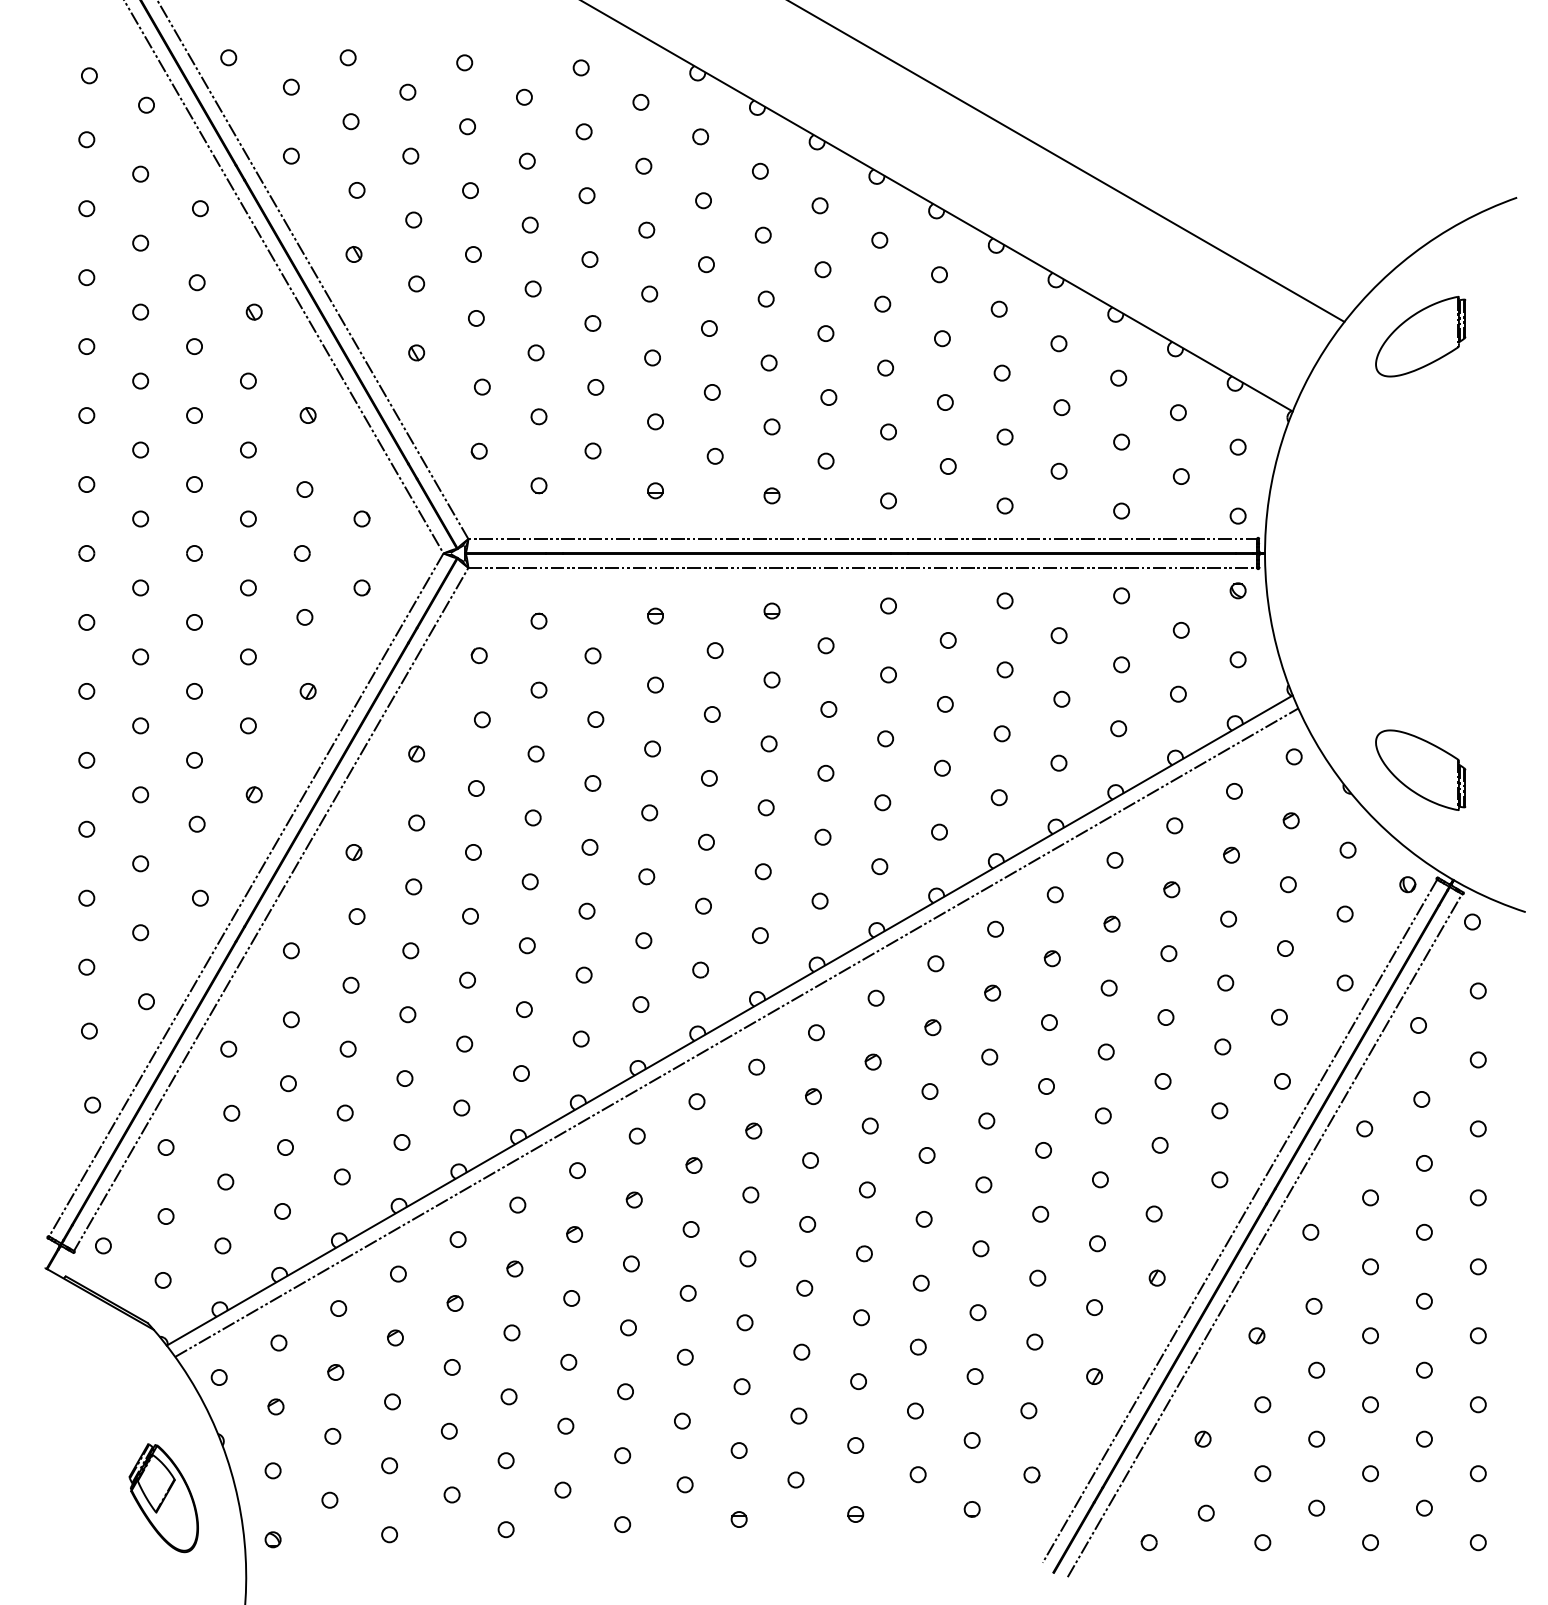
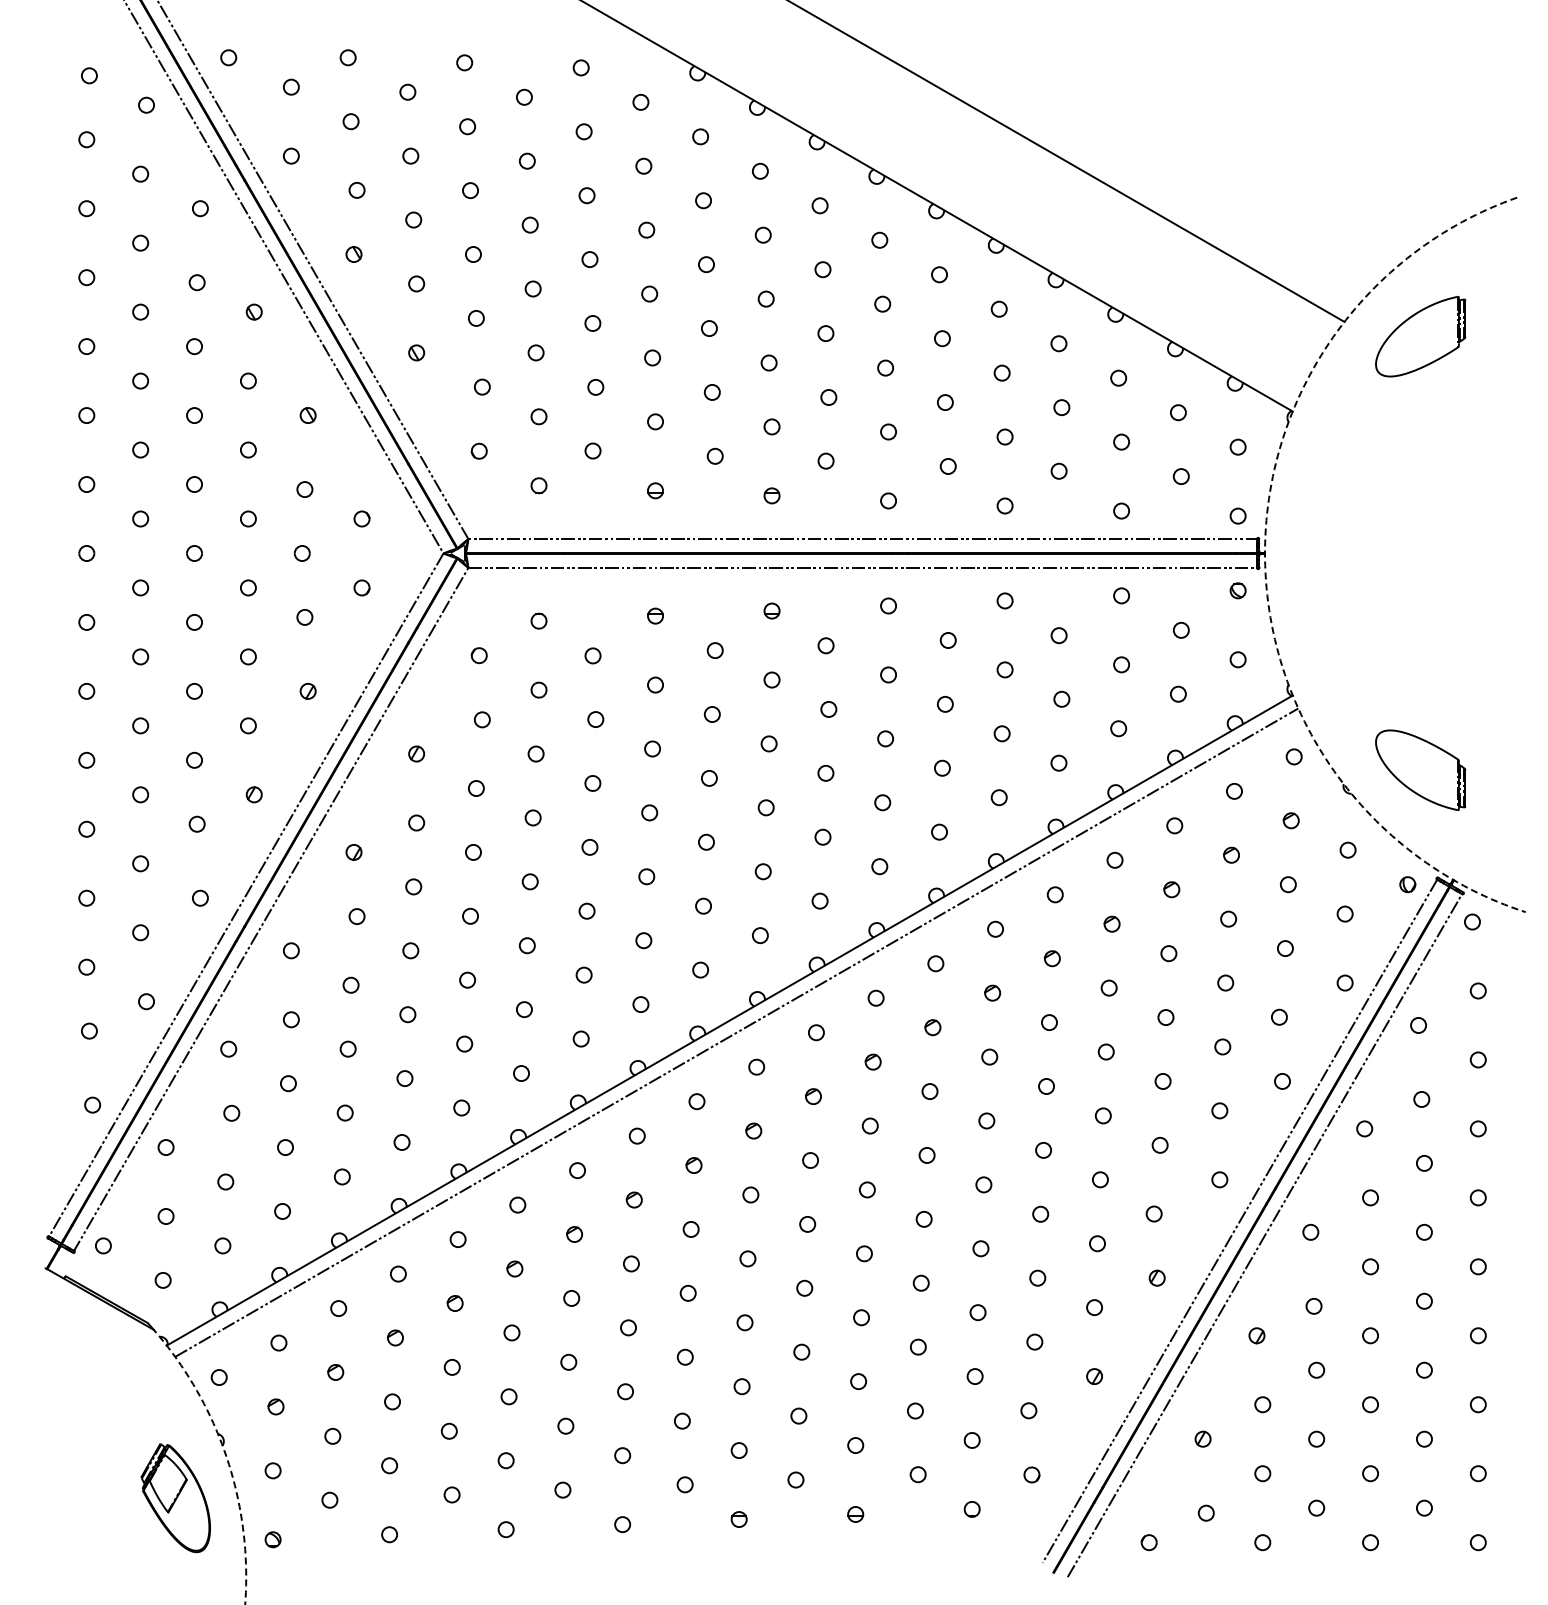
arc: solid -> dashed (1265, 558)
arc: solid -> dashed (227, 1458)
part position: (163, 1498) -> (175, 1498) (175, 1498)
